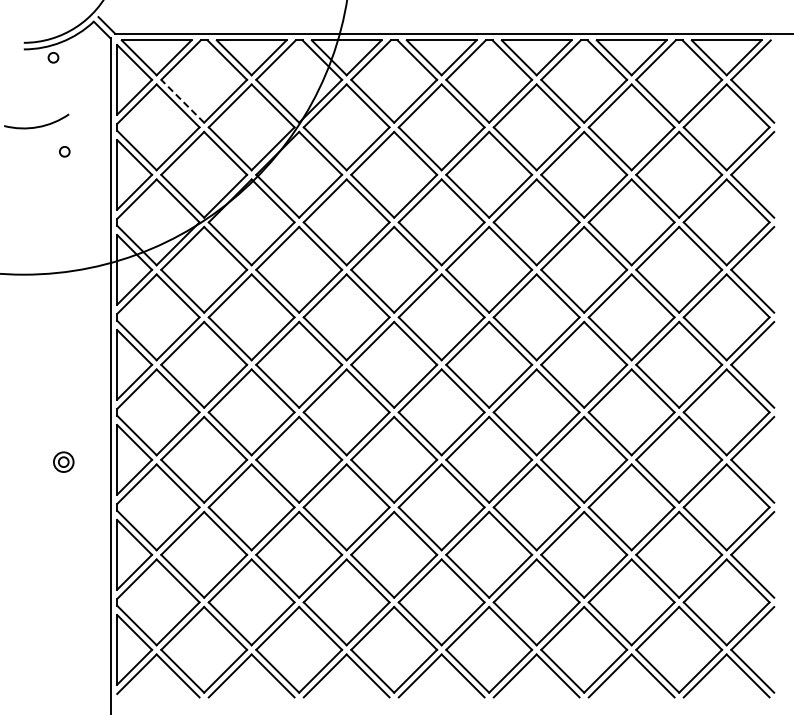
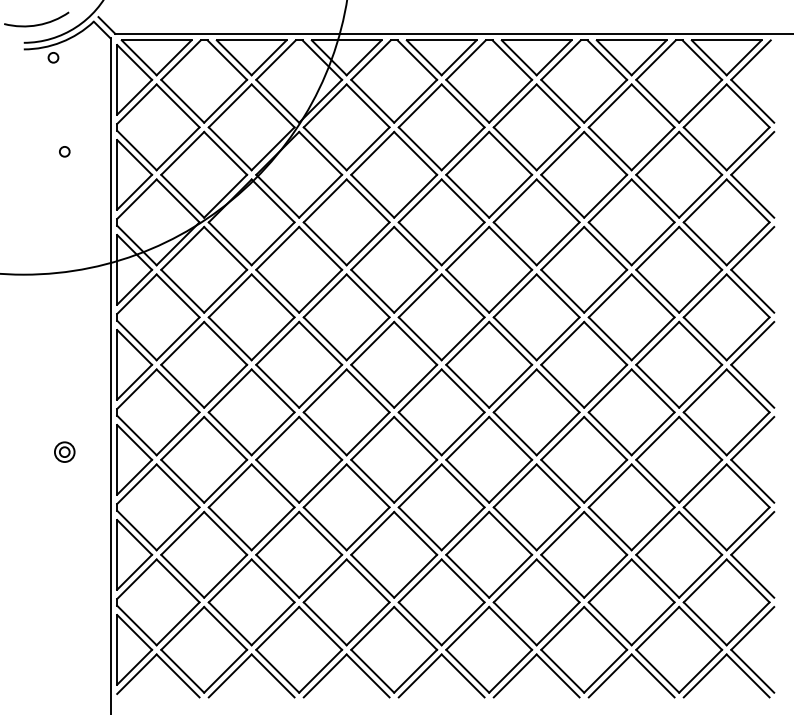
line: dashed -> solid (182, 100)
arc position: (39, 125) -> (39, 23) (39, 23)
part position: (63, 461) -> (64, 451) (64, 451)
